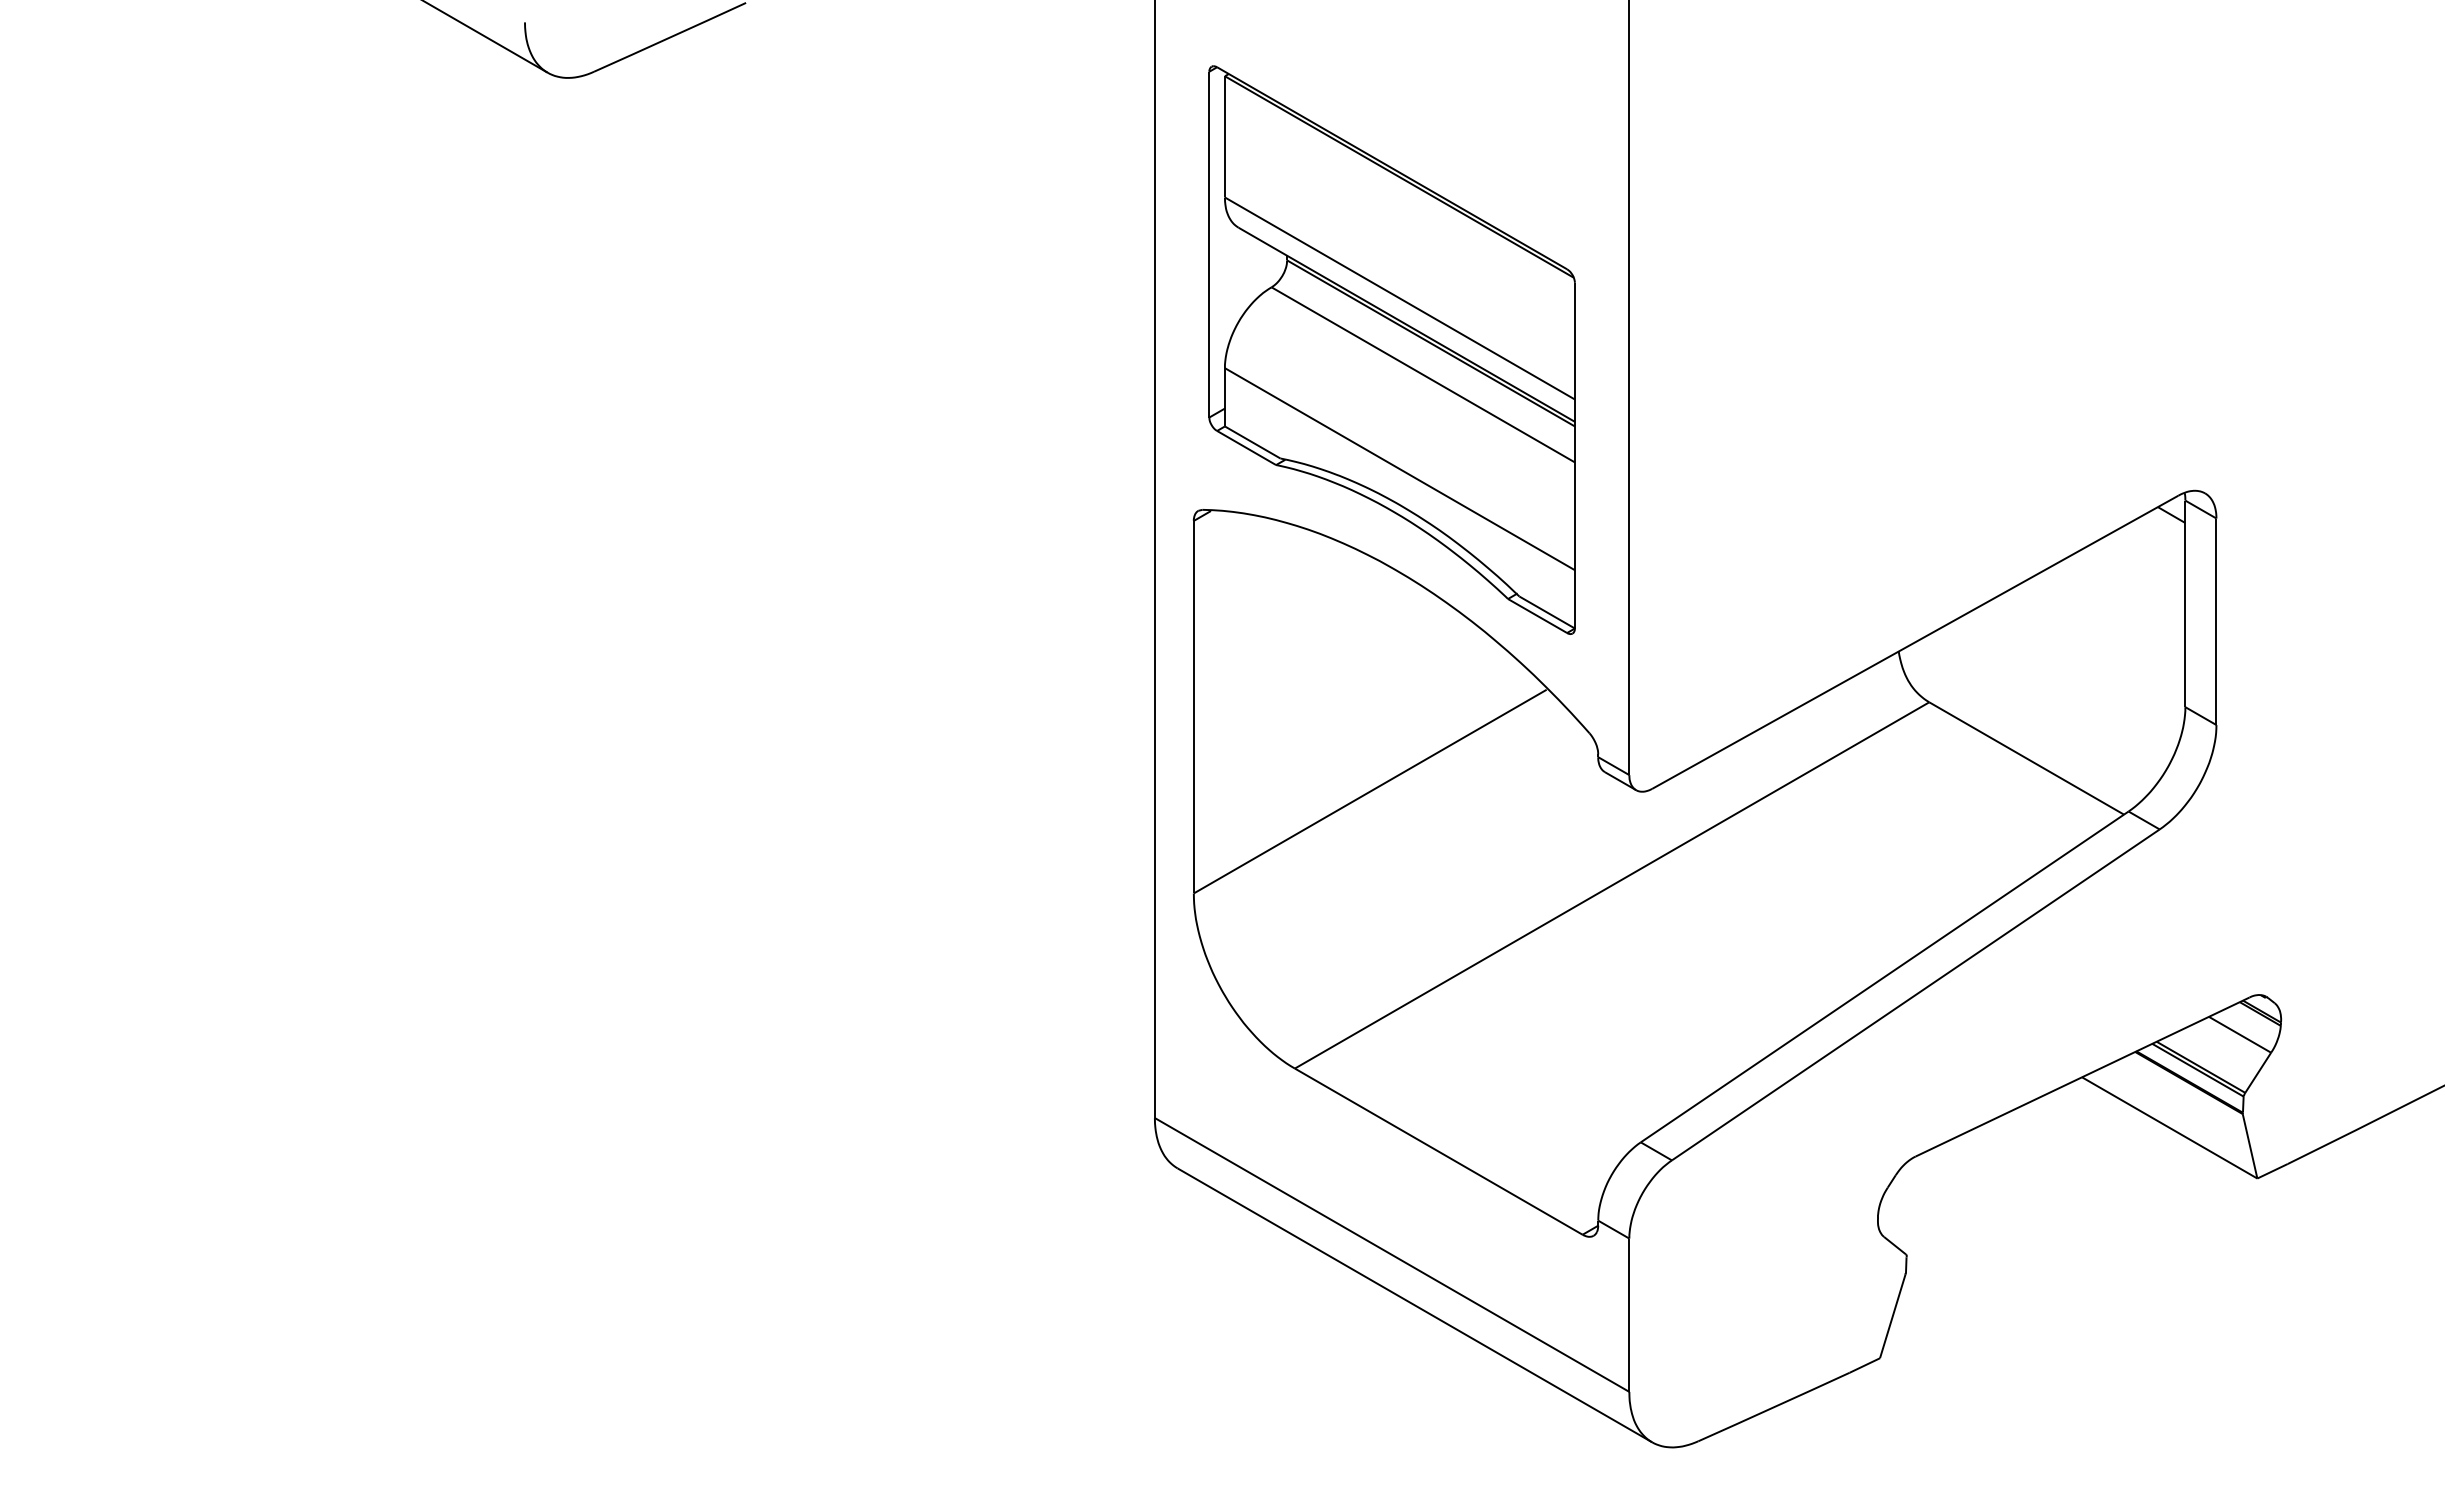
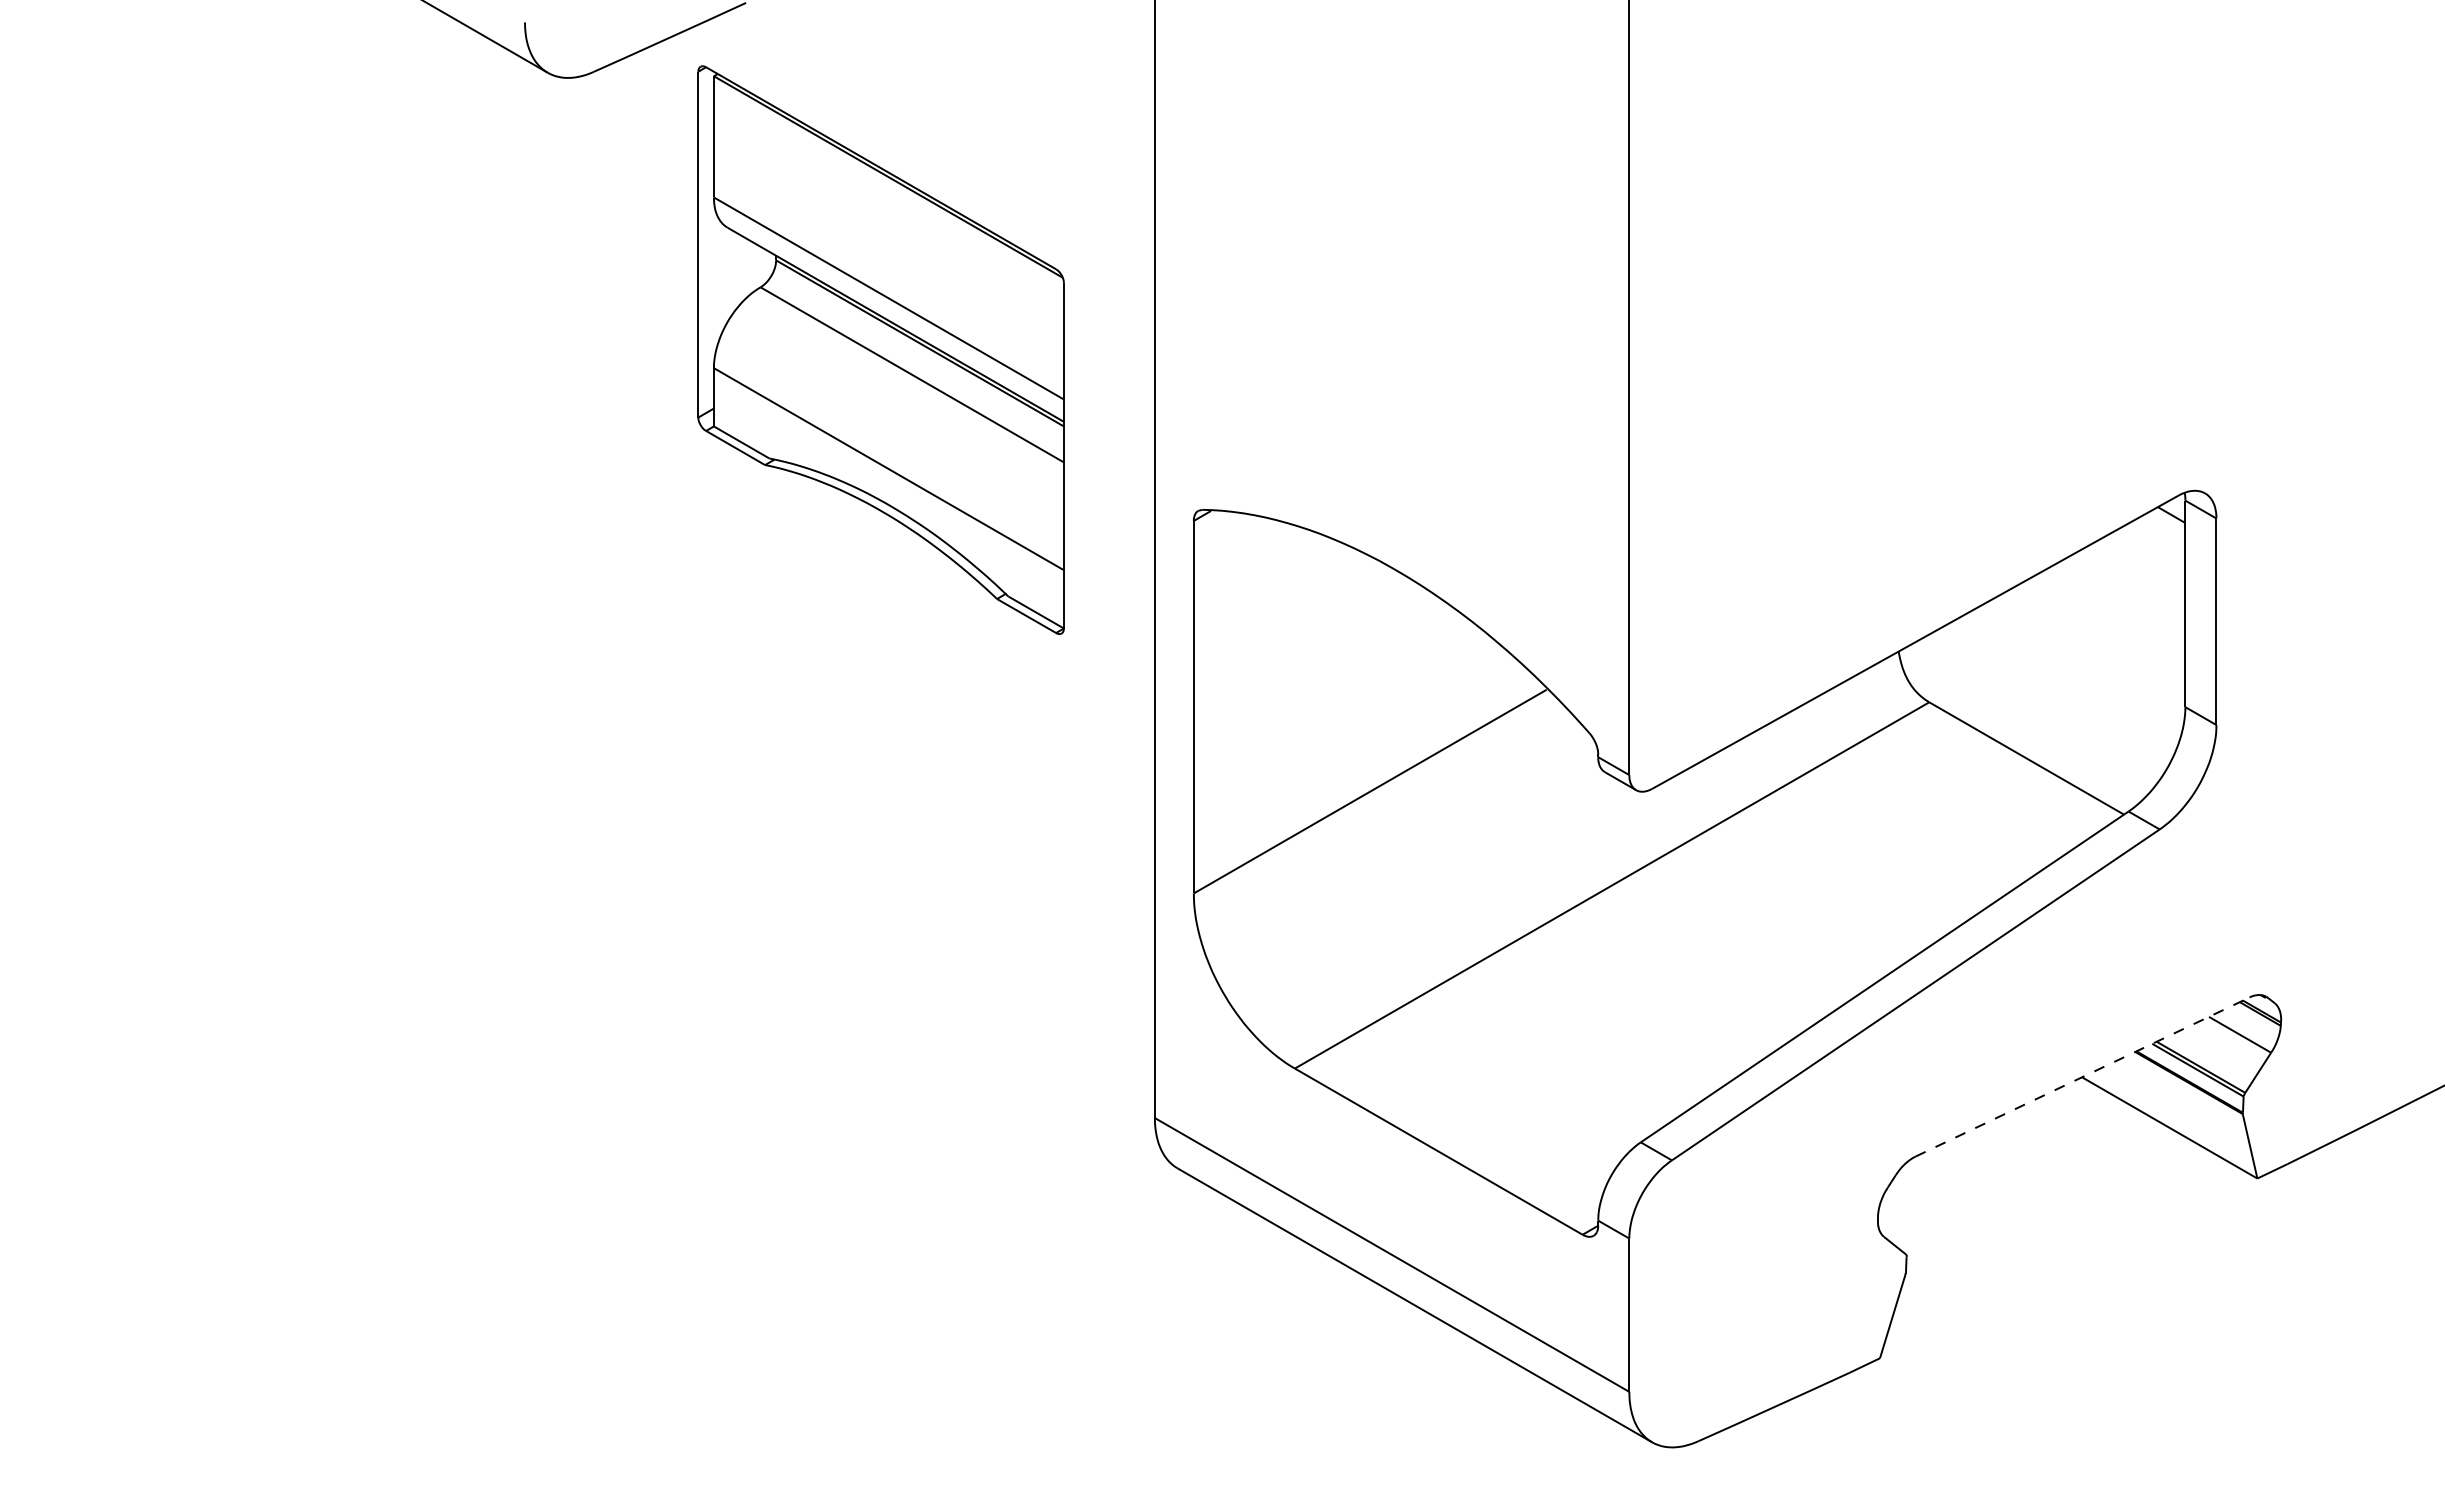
part position: (1391, 349) -> (880, 349) (880, 349)
line: solid -> dashed (2082, 1077)
